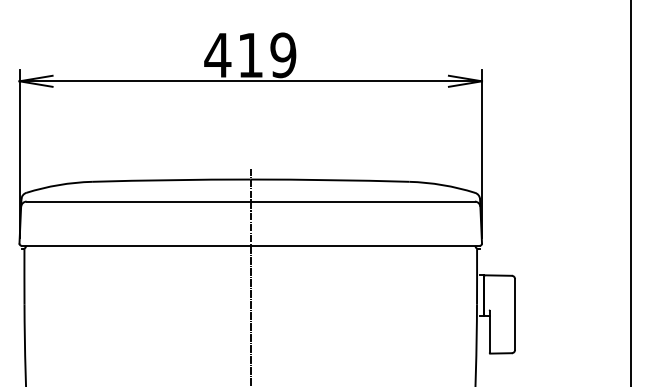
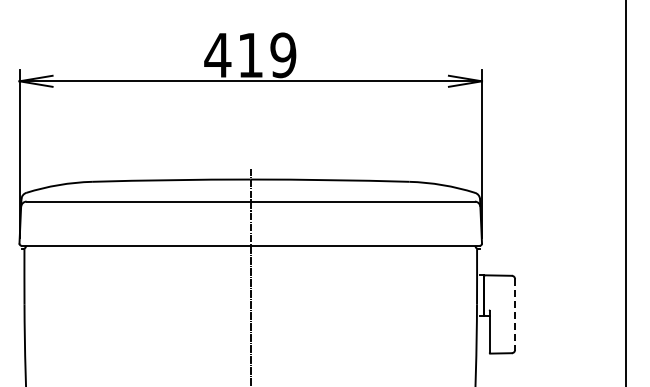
line position: (630, 192) -> (625, 192) (625, 192)
line: solid -> dashed (515, 315)
